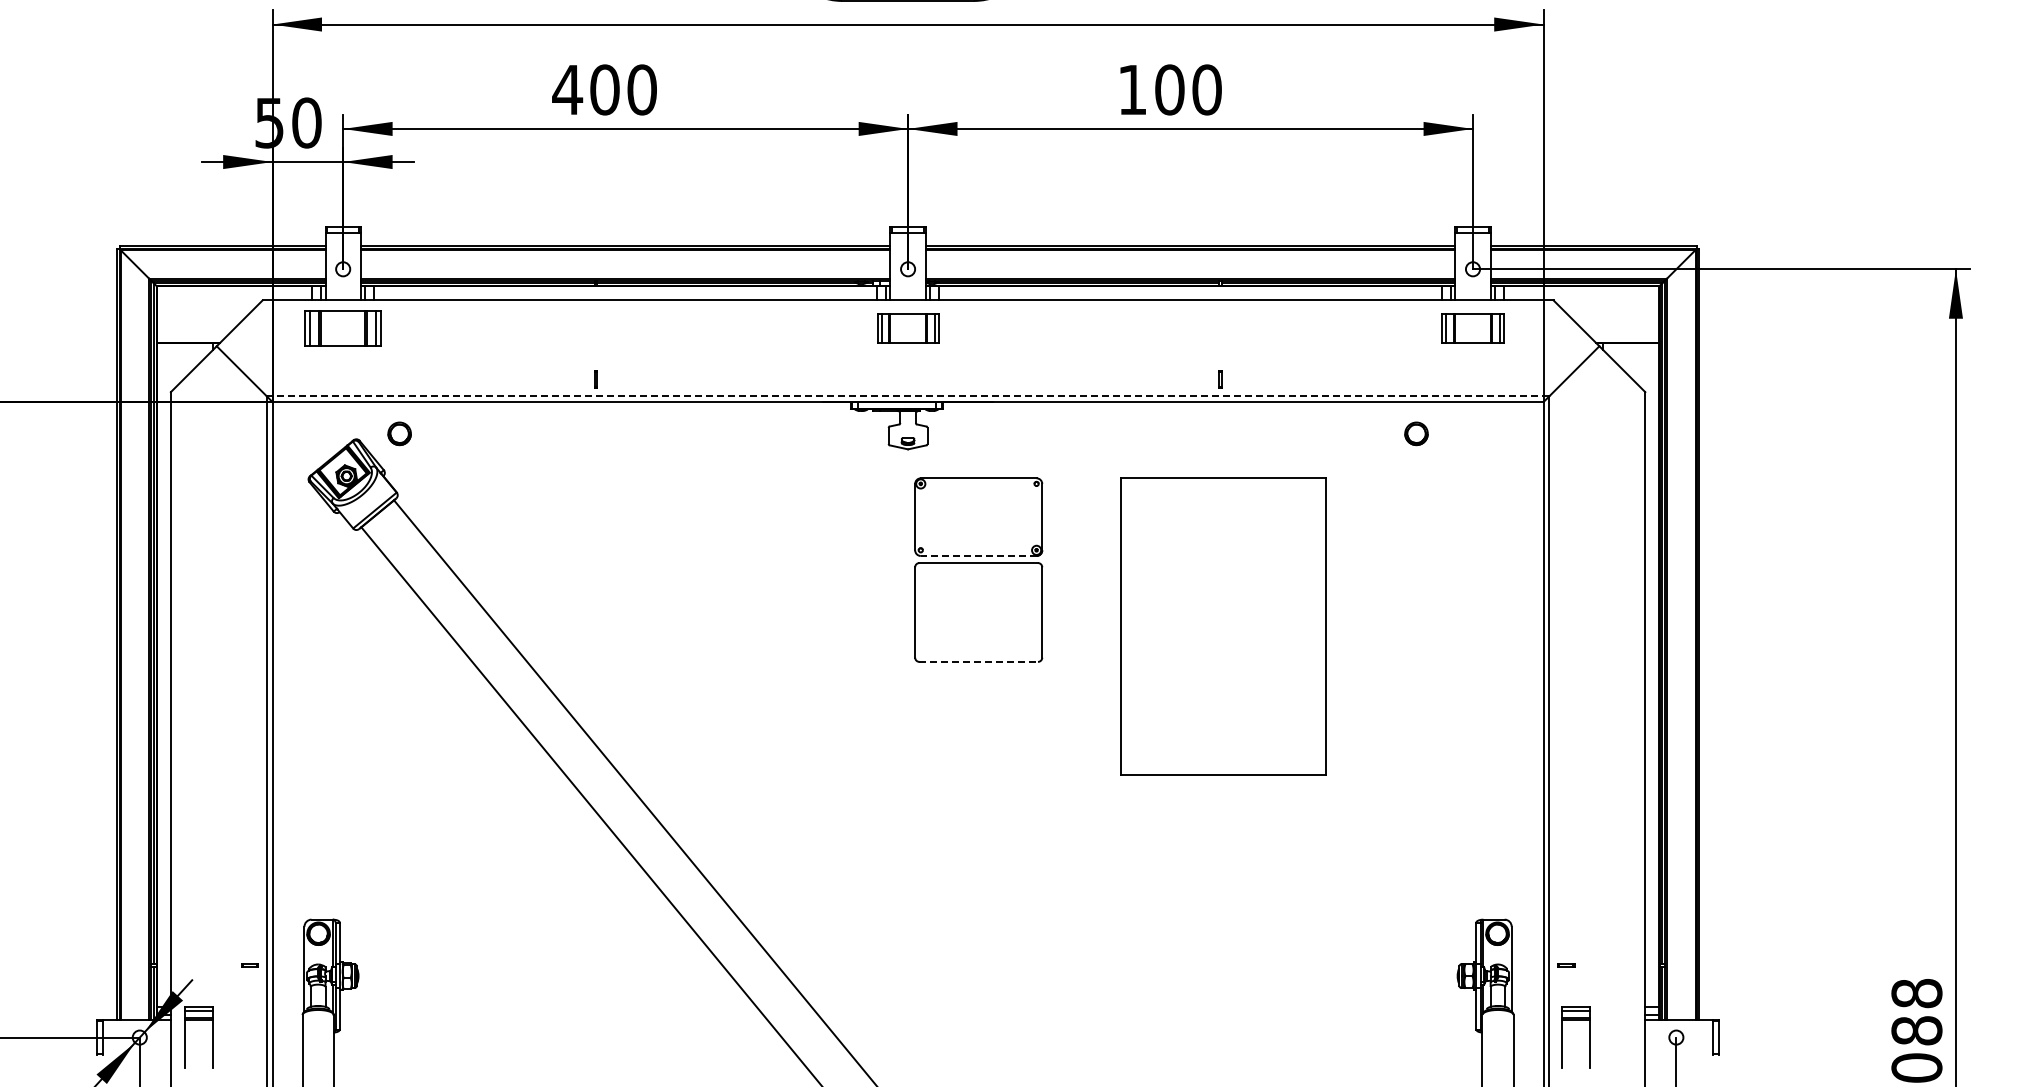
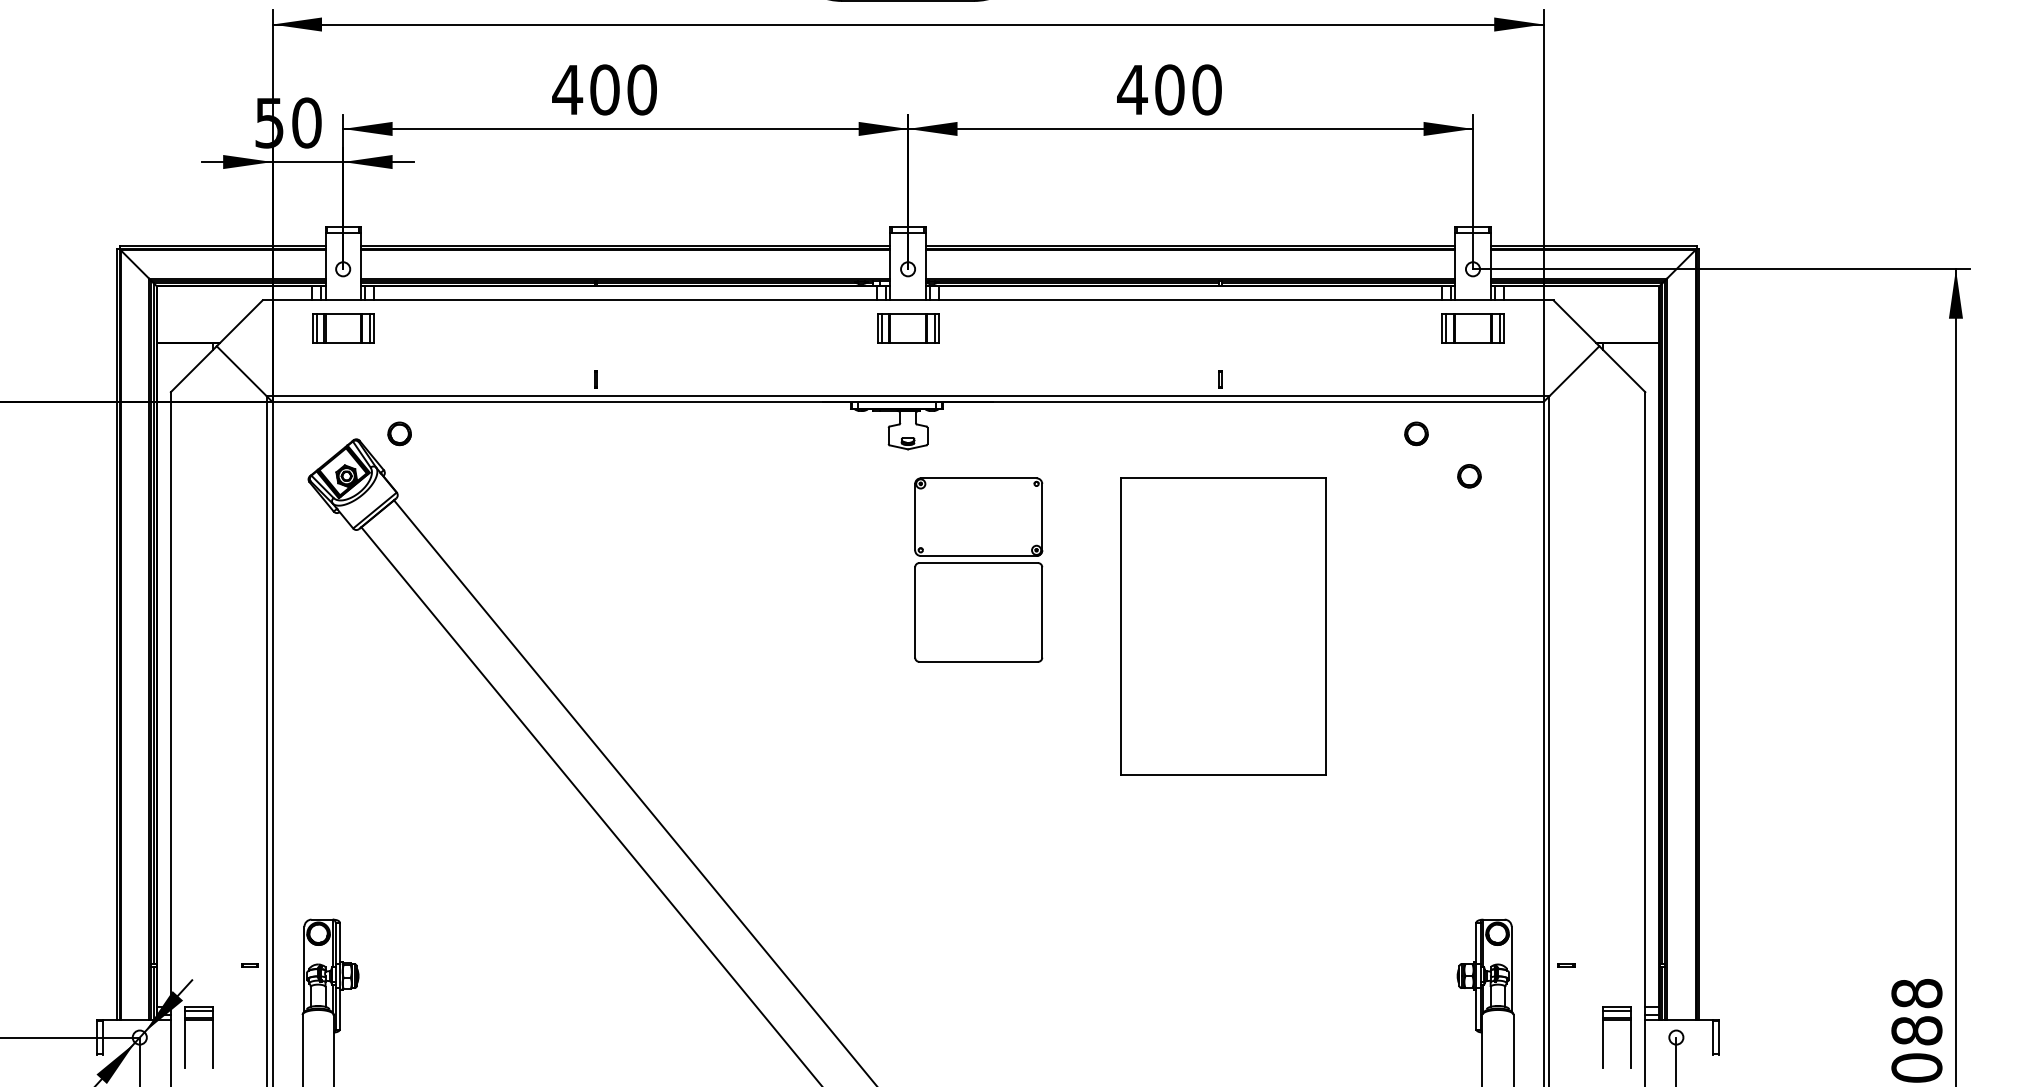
text: 100 -> 400 (1132, 89)
part size: 78x37 px -> 63x31 px (343, 328)
line: dashed -> solid (907, 396)
part: none -> present (1469, 476)
line: dashed -> solid (978, 555)
line: dashed -> solid (979, 661)
part position: (1562, 1037) -> (1603, 1037) (1603, 1037)
